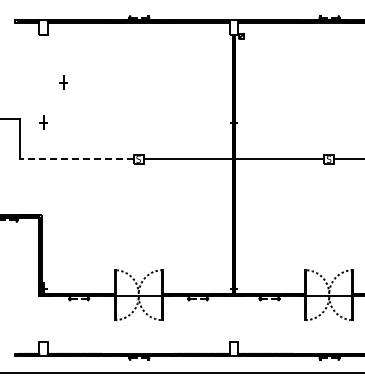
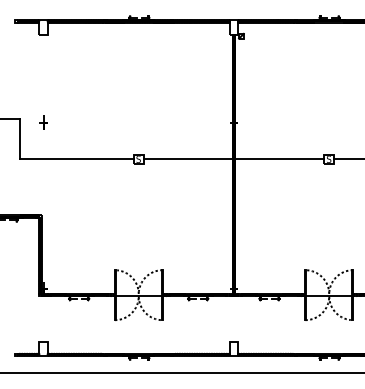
line: present -> none (63, 82)
line: dashed -> solid (77, 159)
